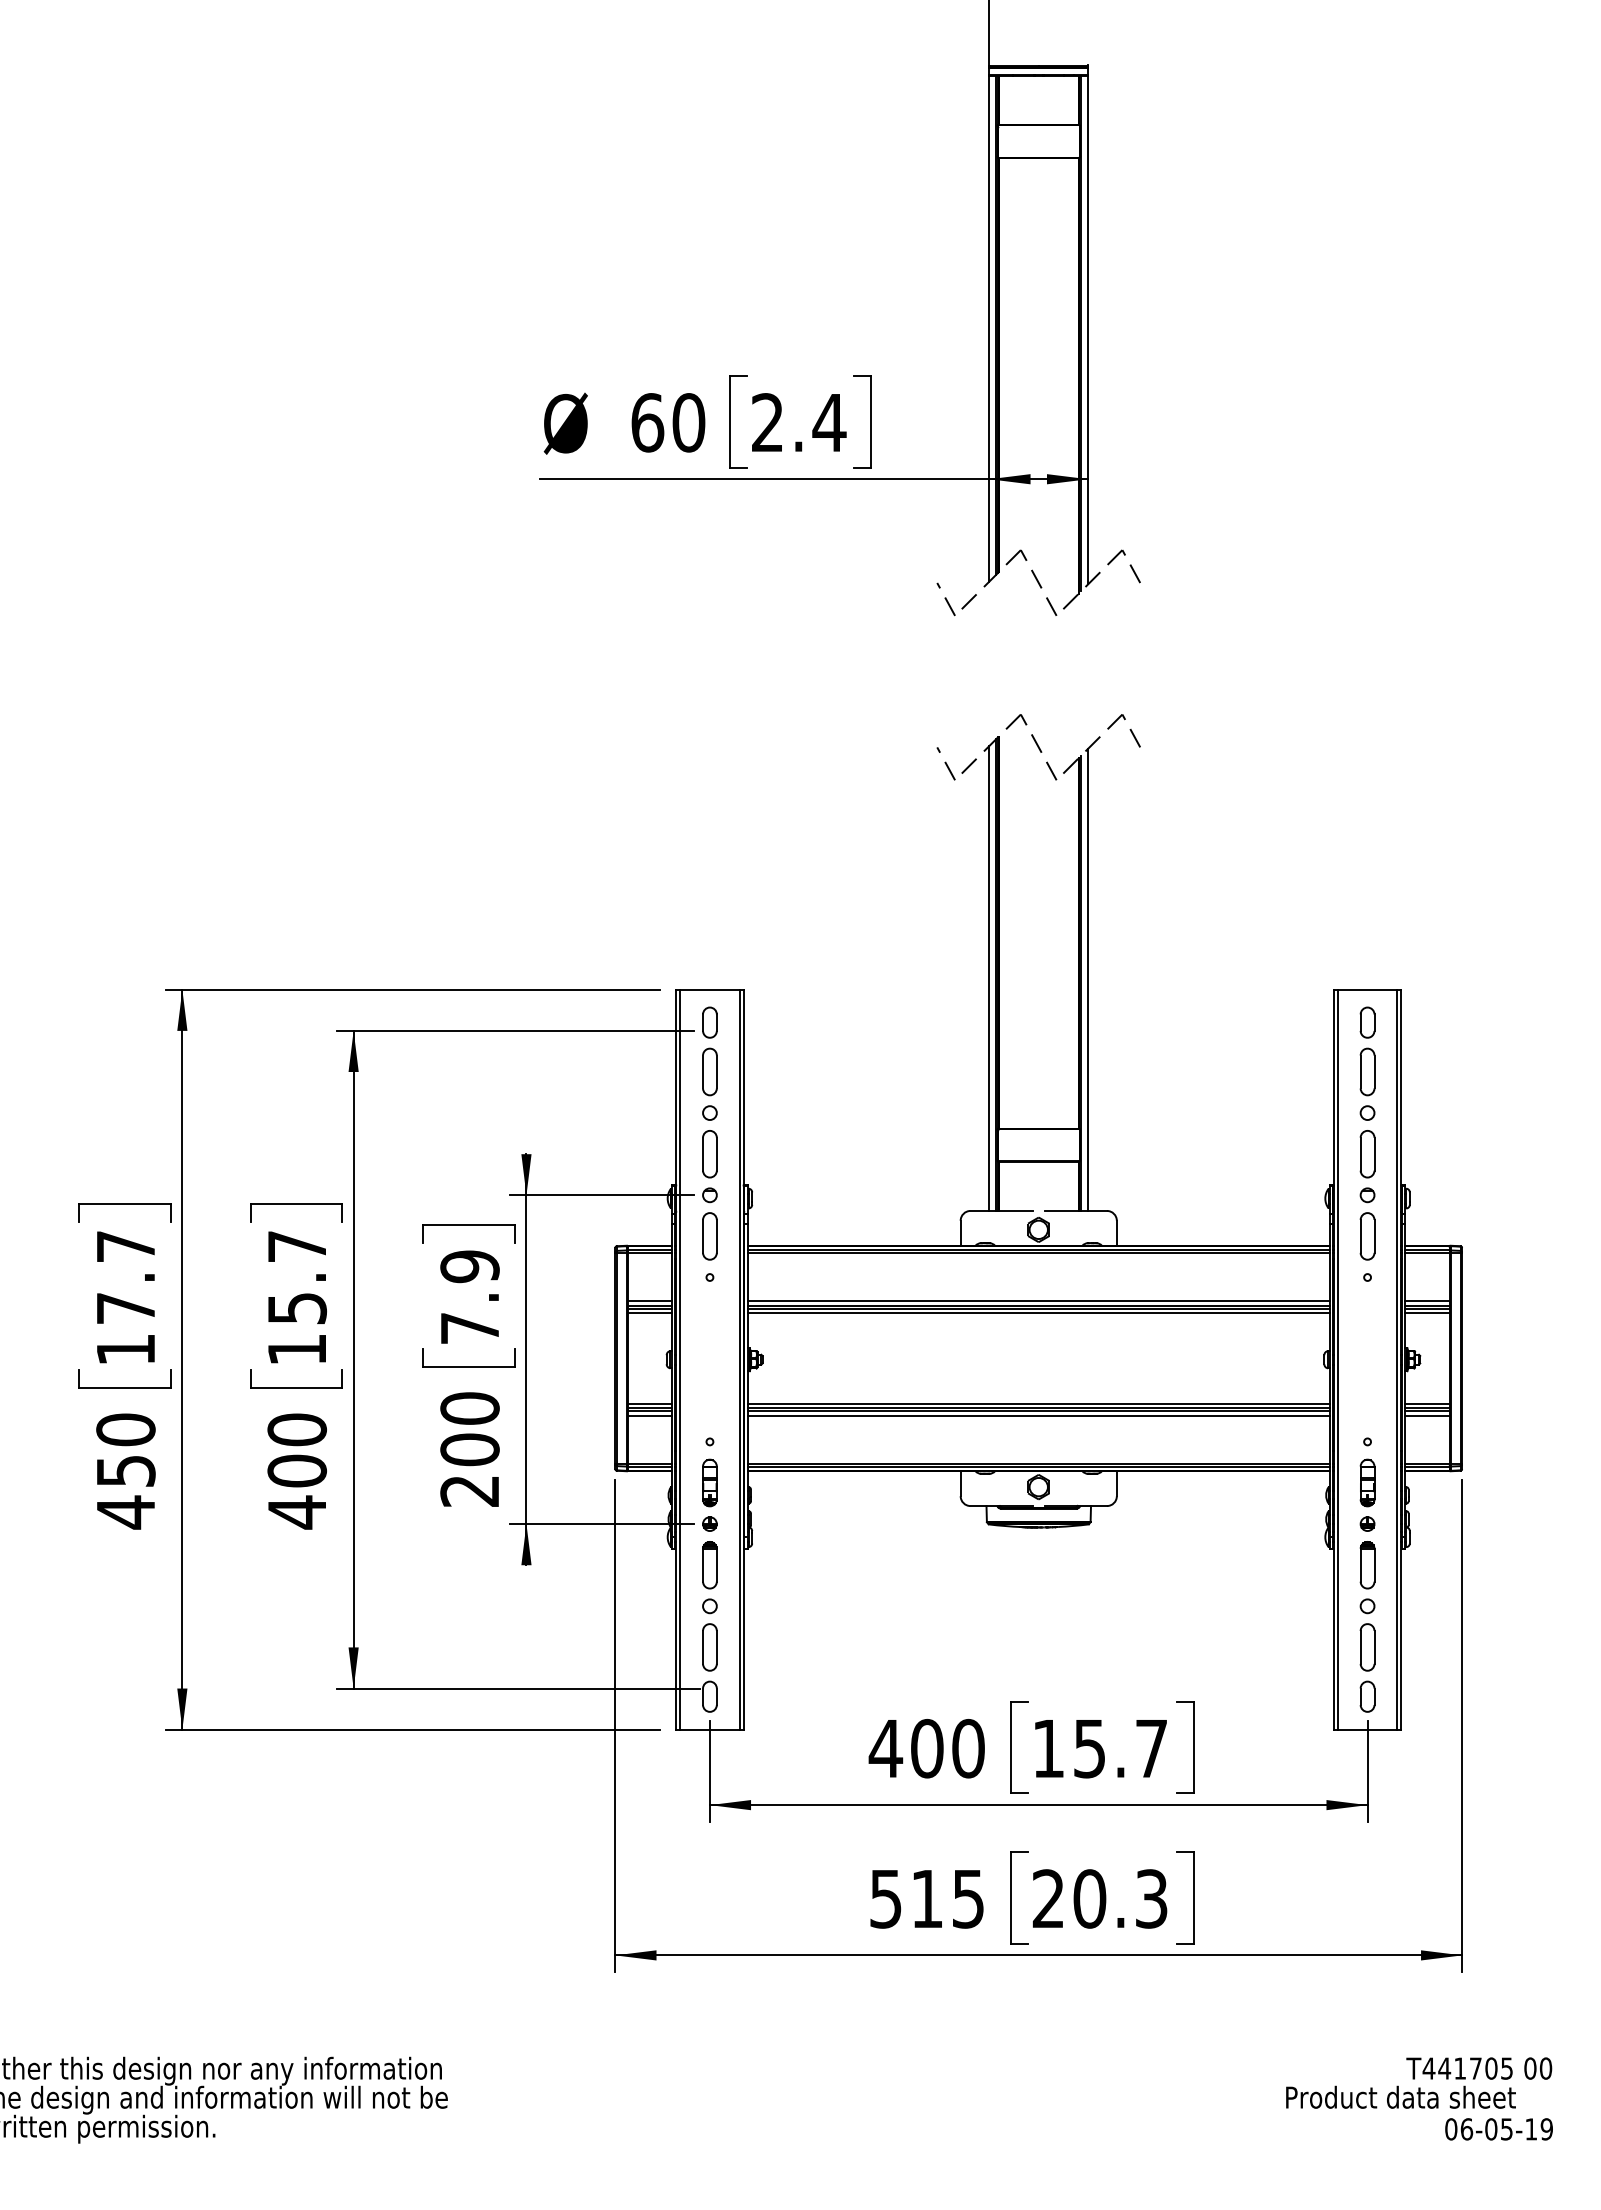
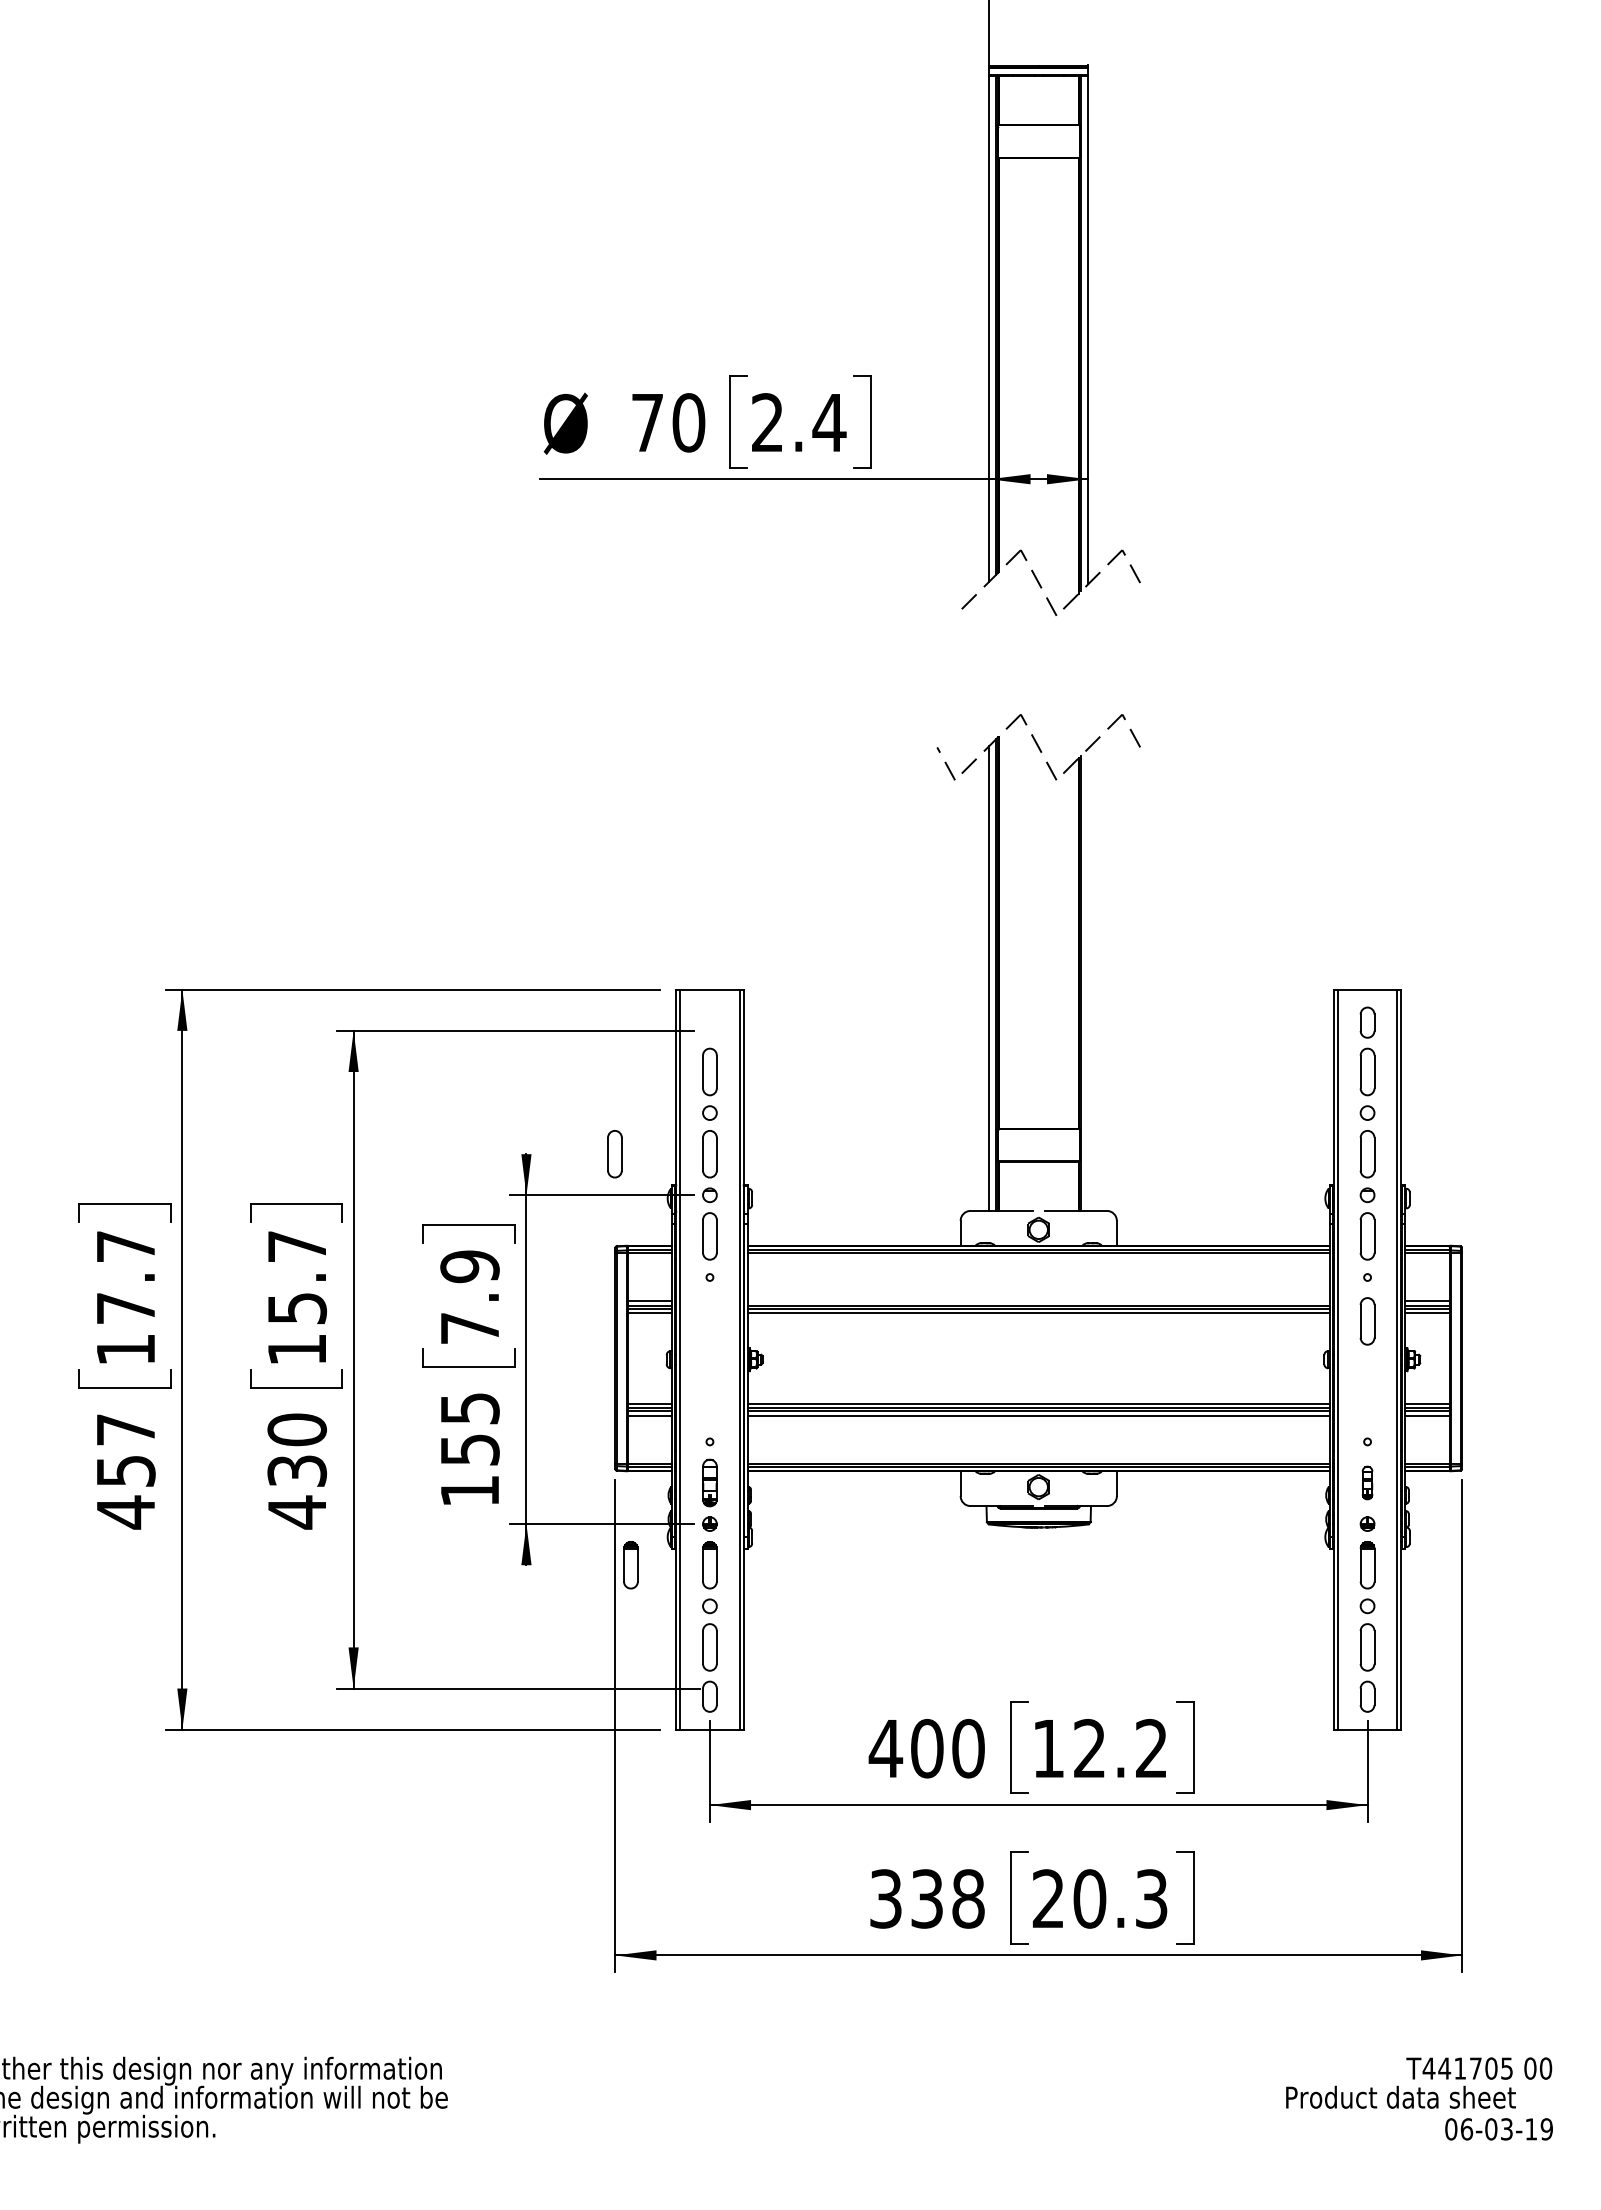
text: 60 -> 70 (647, 422)
line: present -> none (945, 599)
line: present -> none (1088, 979)
part: present -> none (709, 1022)
part: none -> present (614, 1154)
line: present -> none (1038, 1301)
part: none -> present (1367, 1321)
text: 450 -> 457 (125, 1429)
text: 200 -> 155 (469, 1449)
text: 400 -> 430 (297, 1470)
part size: 17x50 px -> 13x36 px (1367, 1482)
part: none -> present (630, 1565)
text: 15.7 -> 12.2 (1120, 1748)
text: 515 -> 338 (927, 1898)
text: 06-05-19 -> 06-03-19 (1506, 2128)
